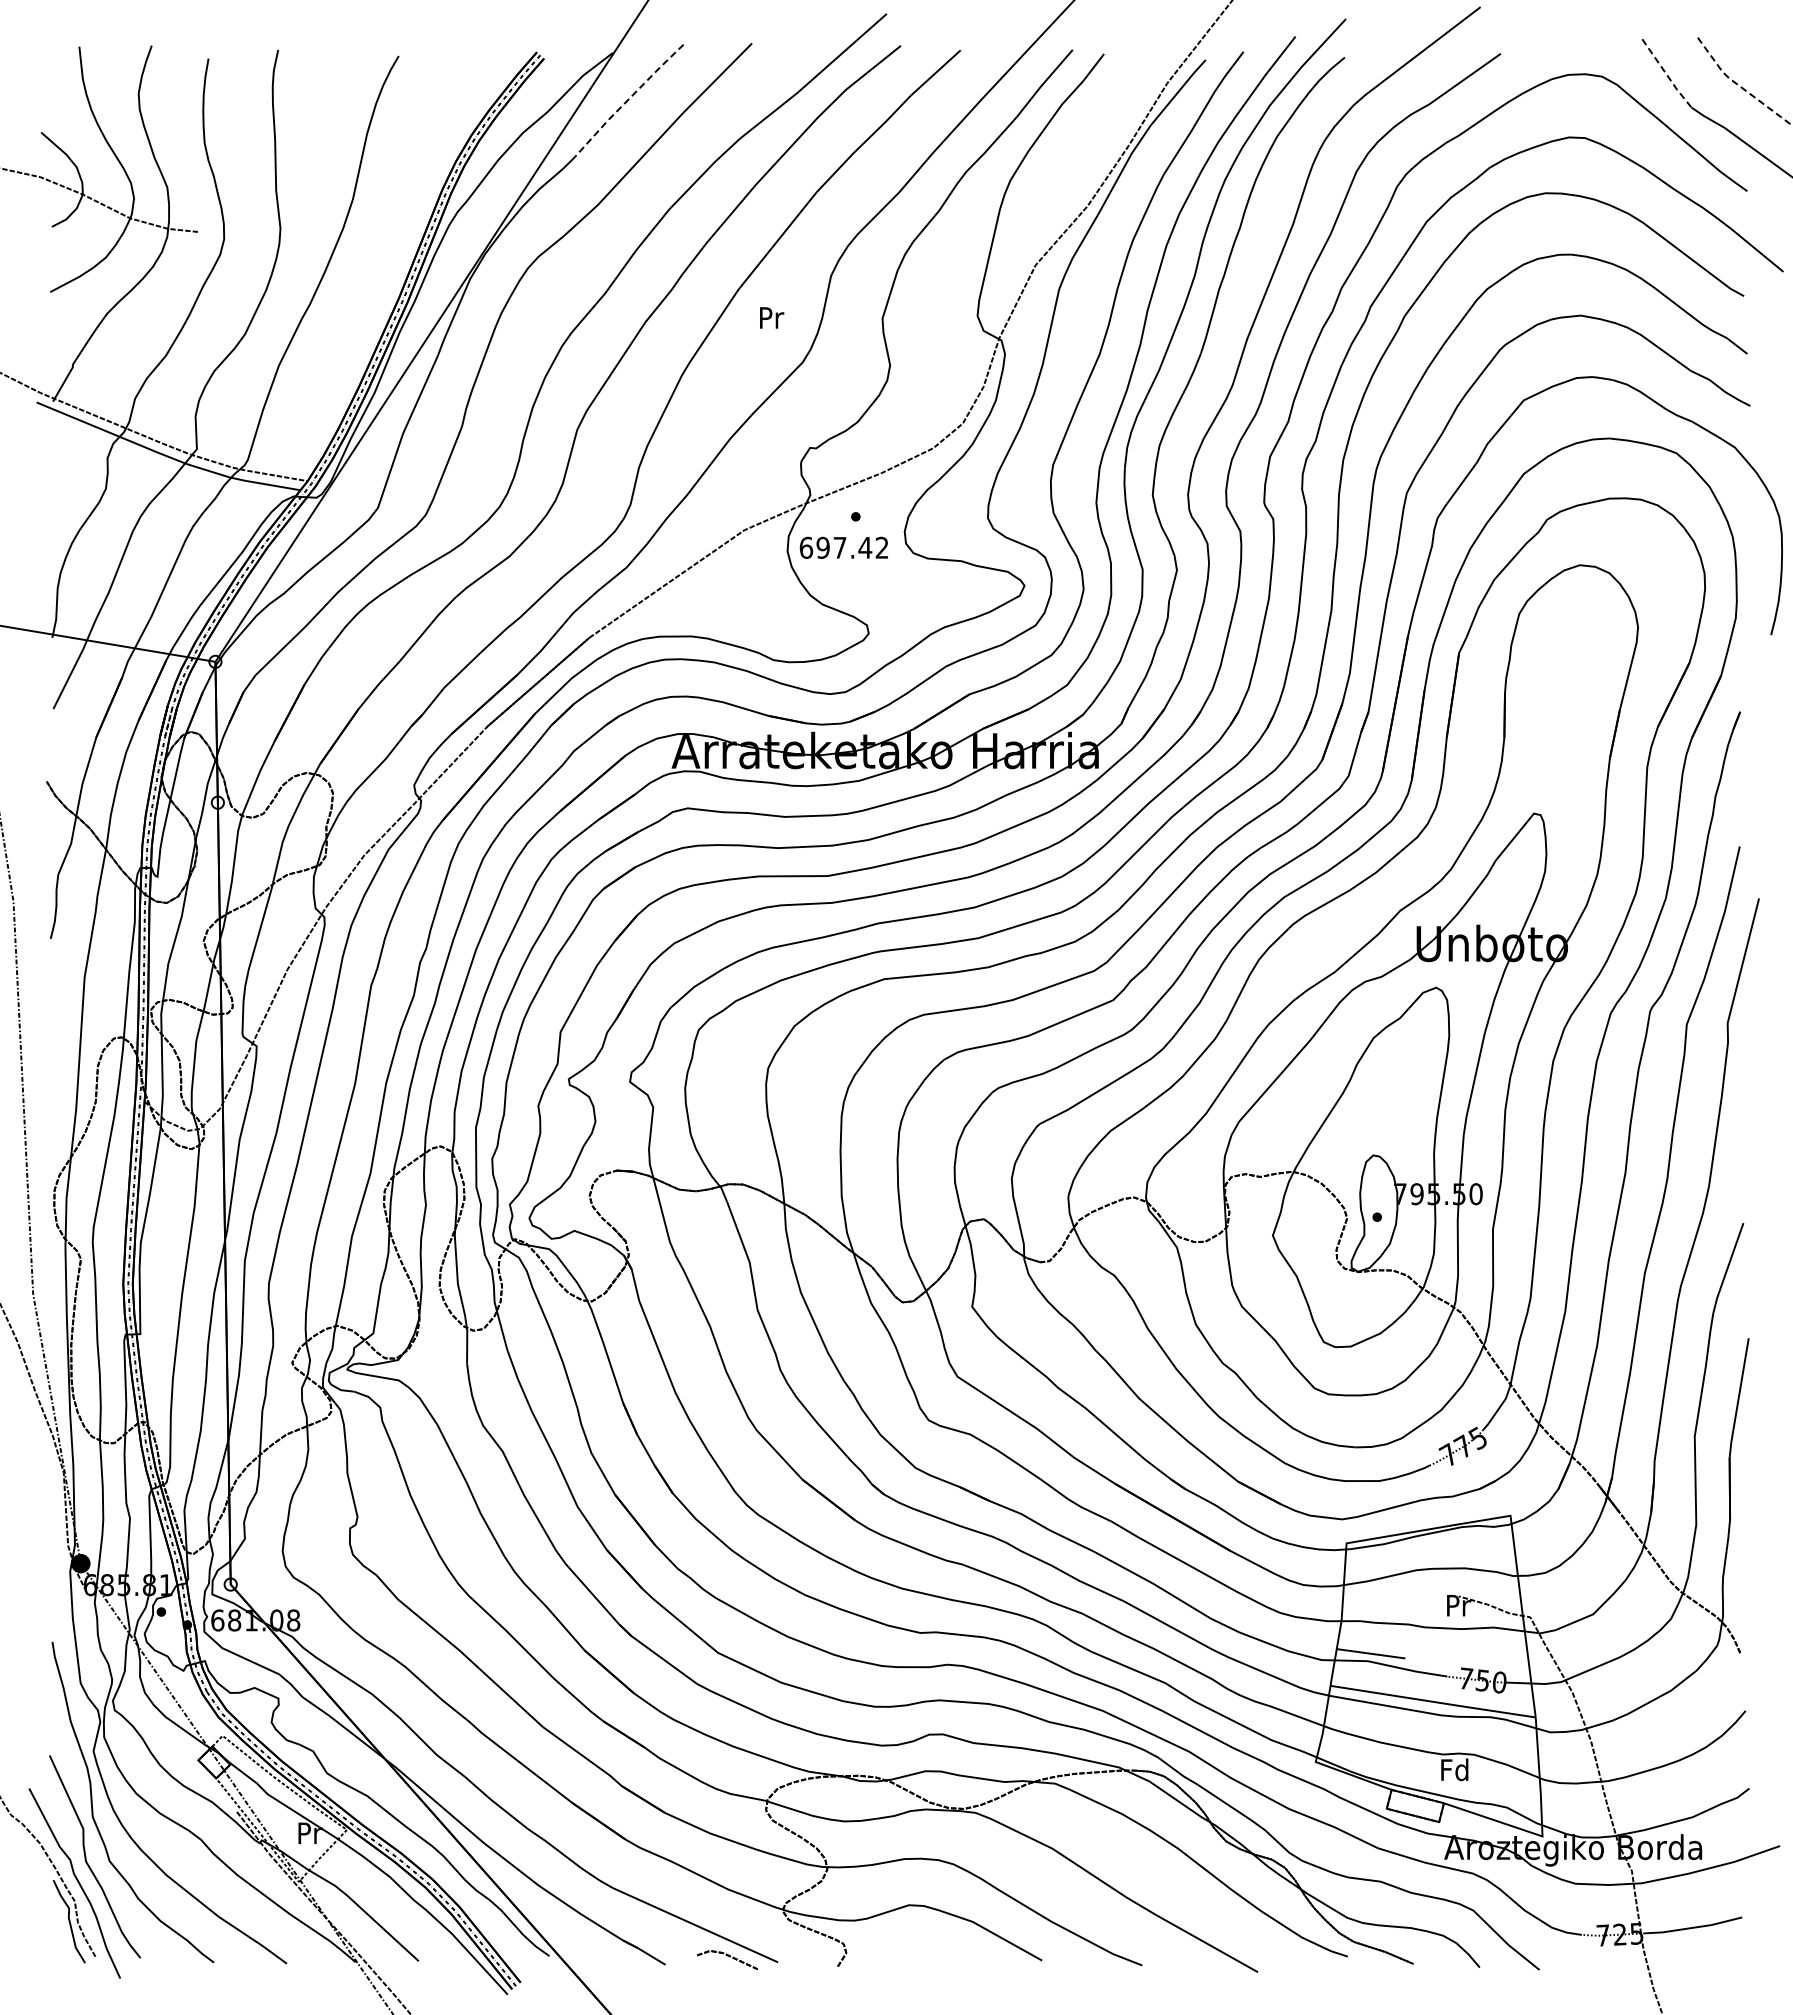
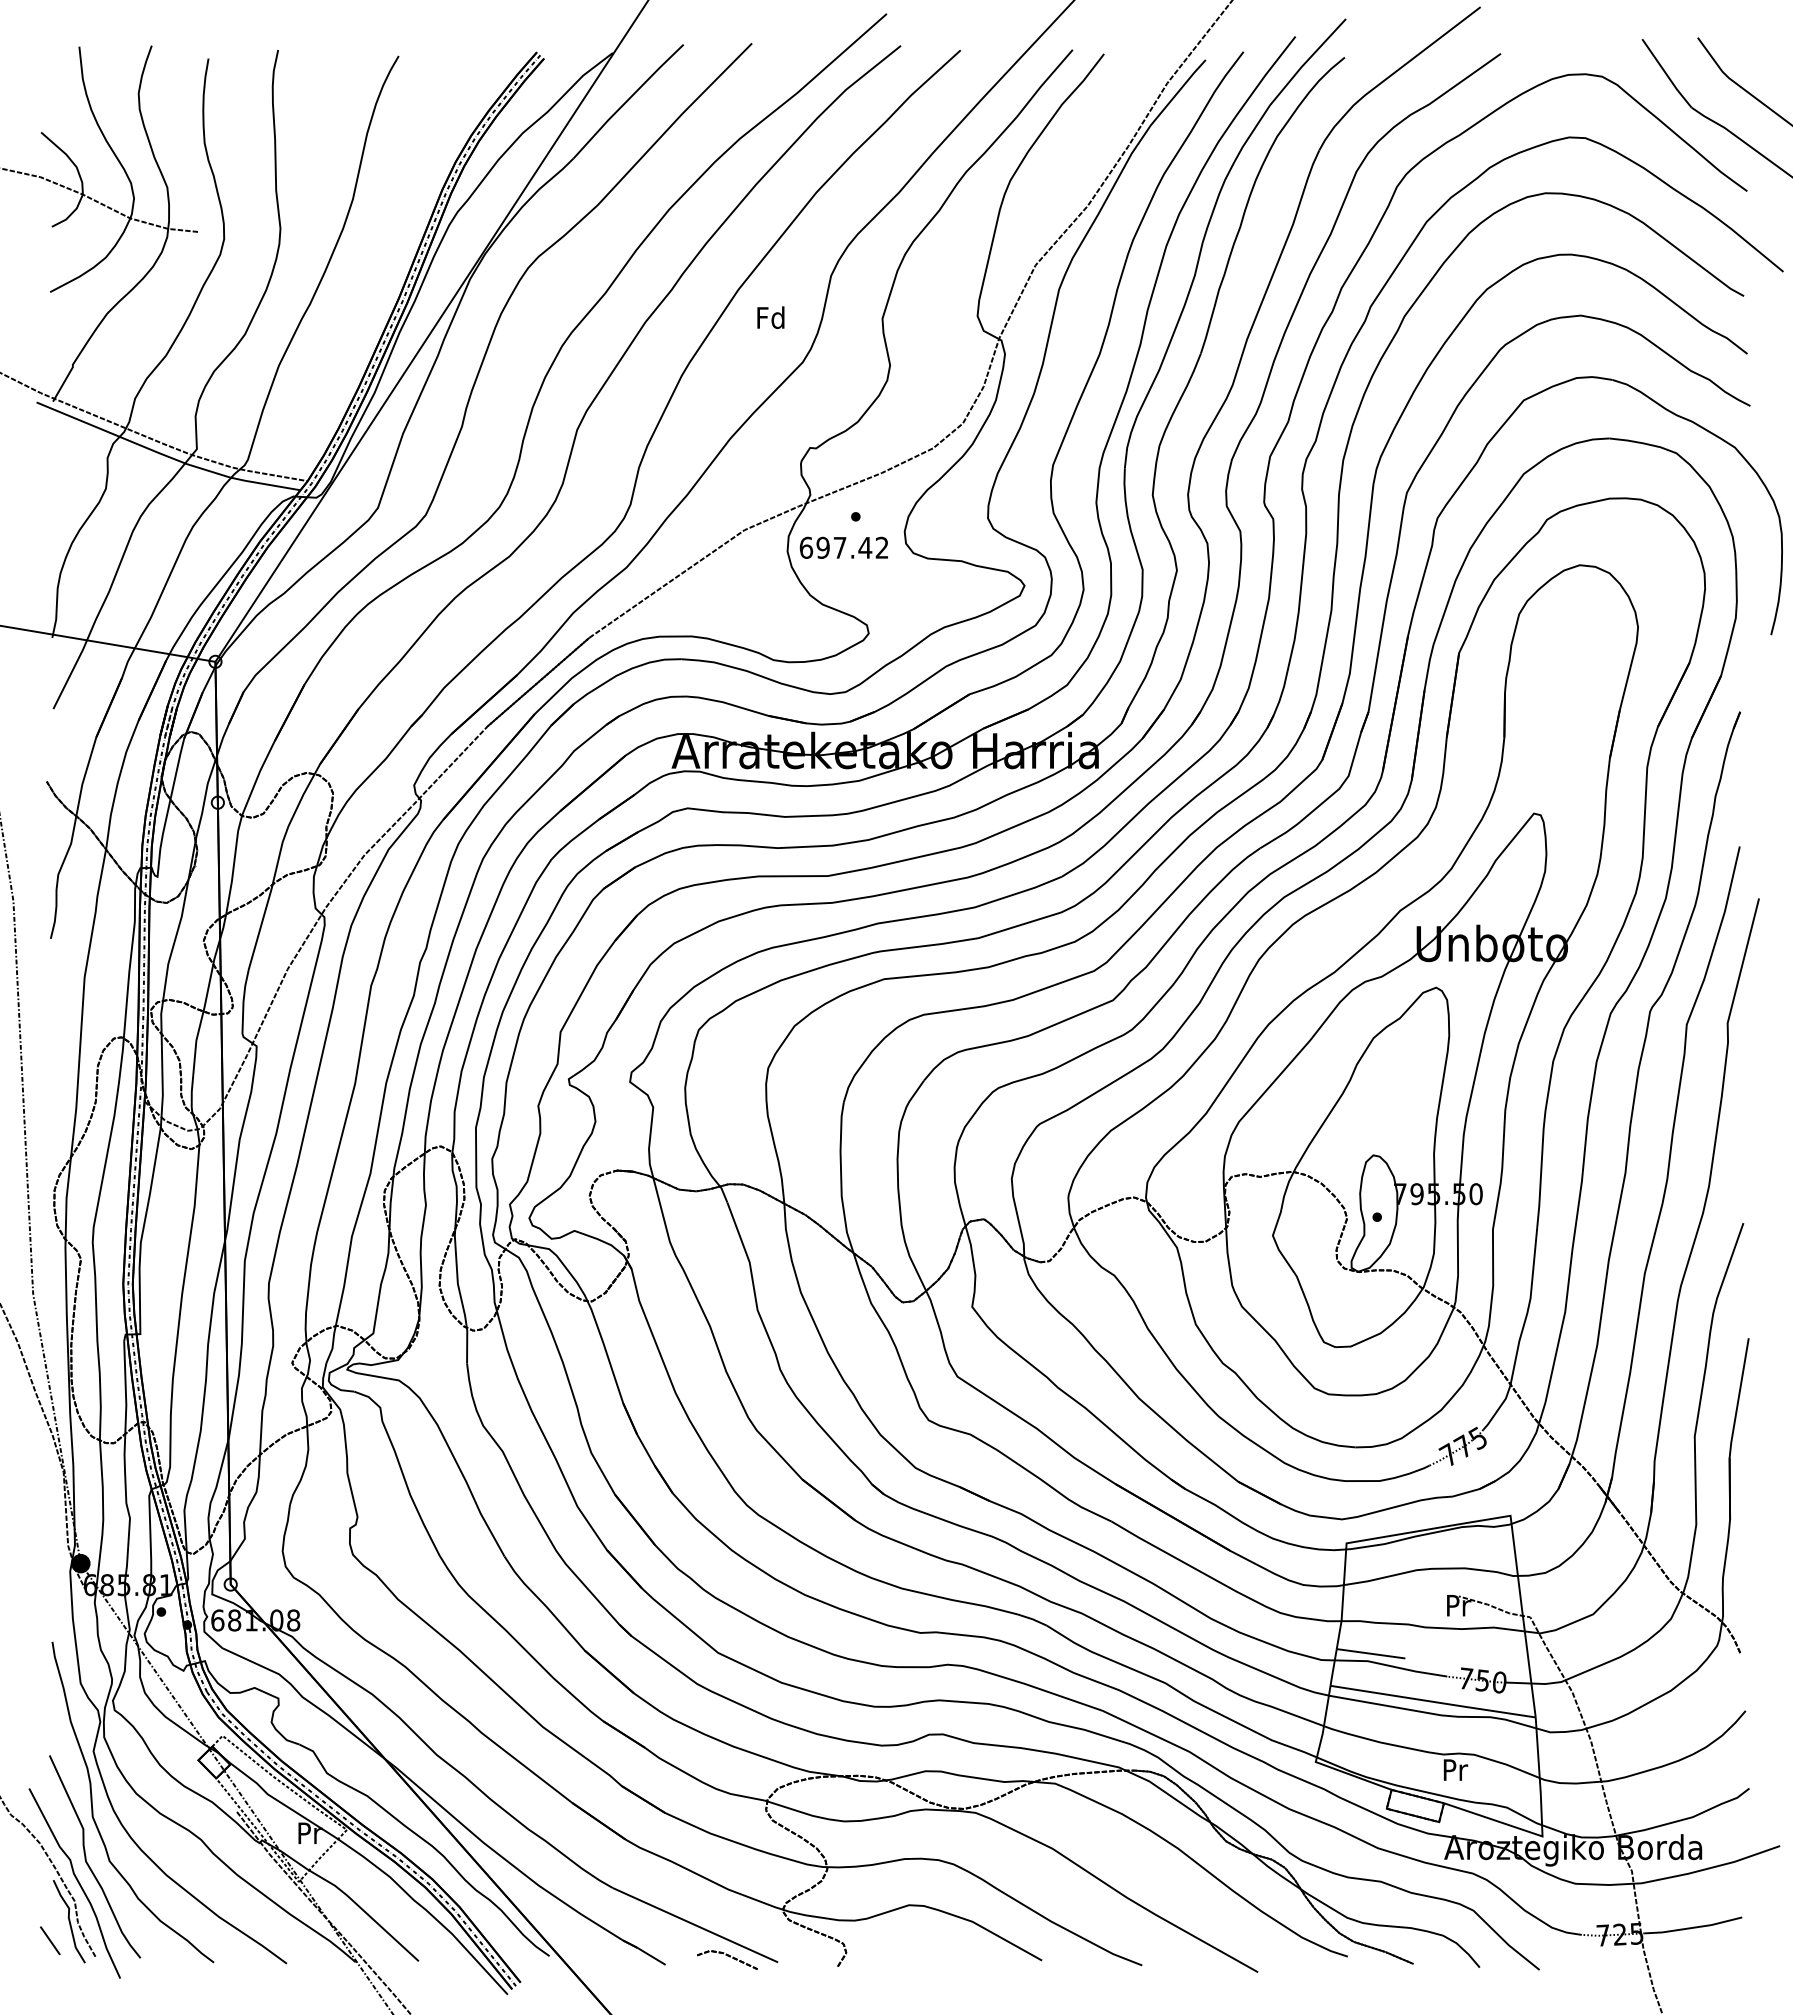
line: dashed -> solid (1666, 74)
line: dashed -> solid (1739, 85)
line: dashed -> solid (627, 100)
text: Pr -> Fd (770, 317)
text: Fd -> Pr (1454, 1769)
line: none -> present (50, 1940)
